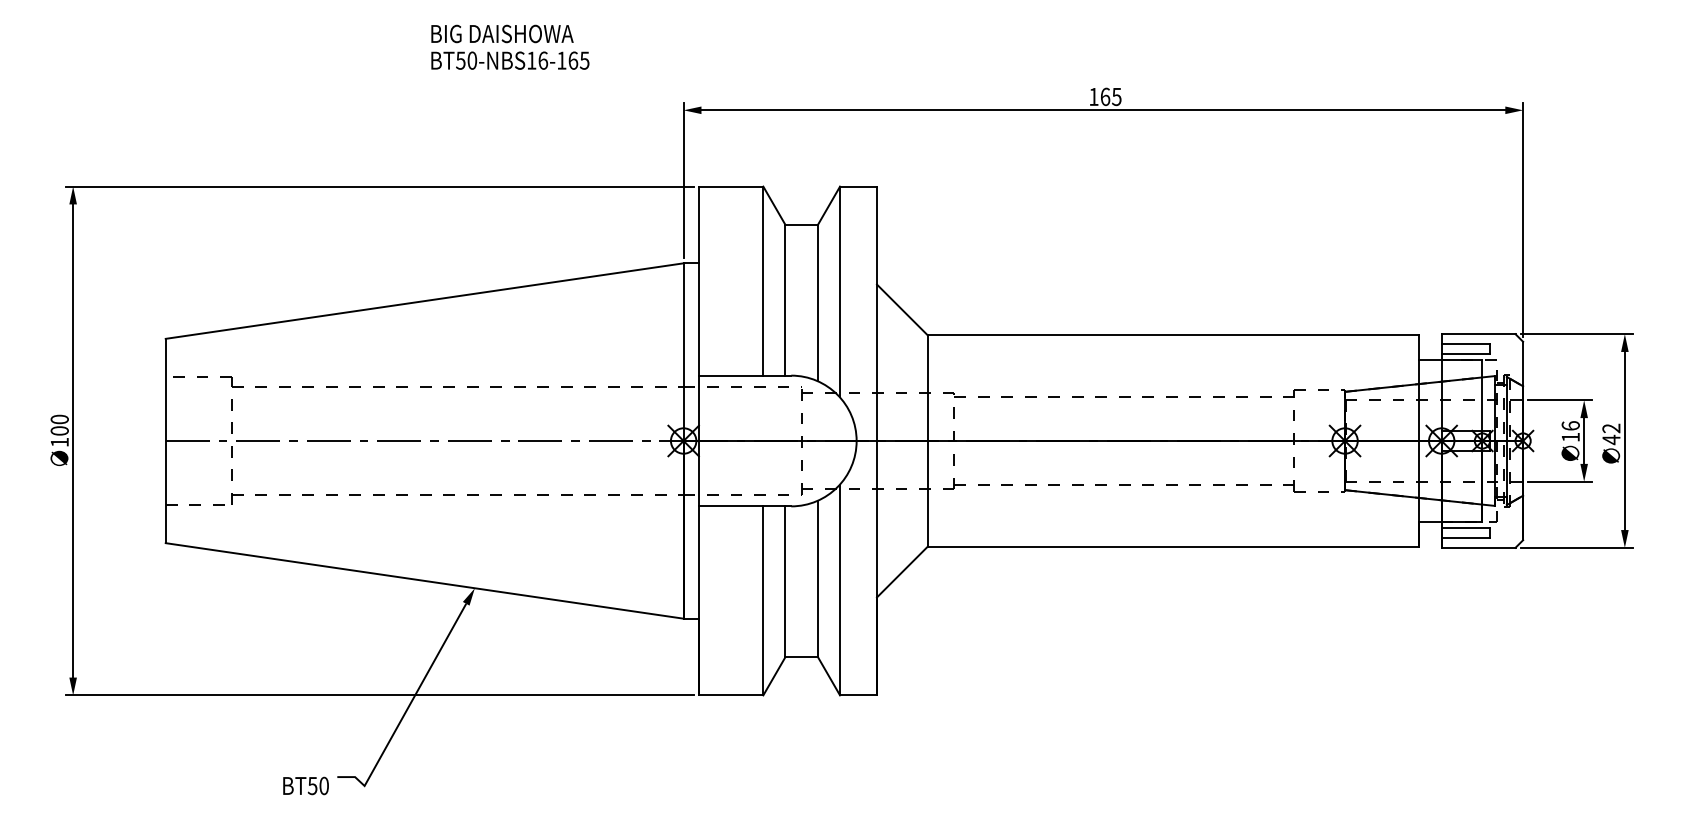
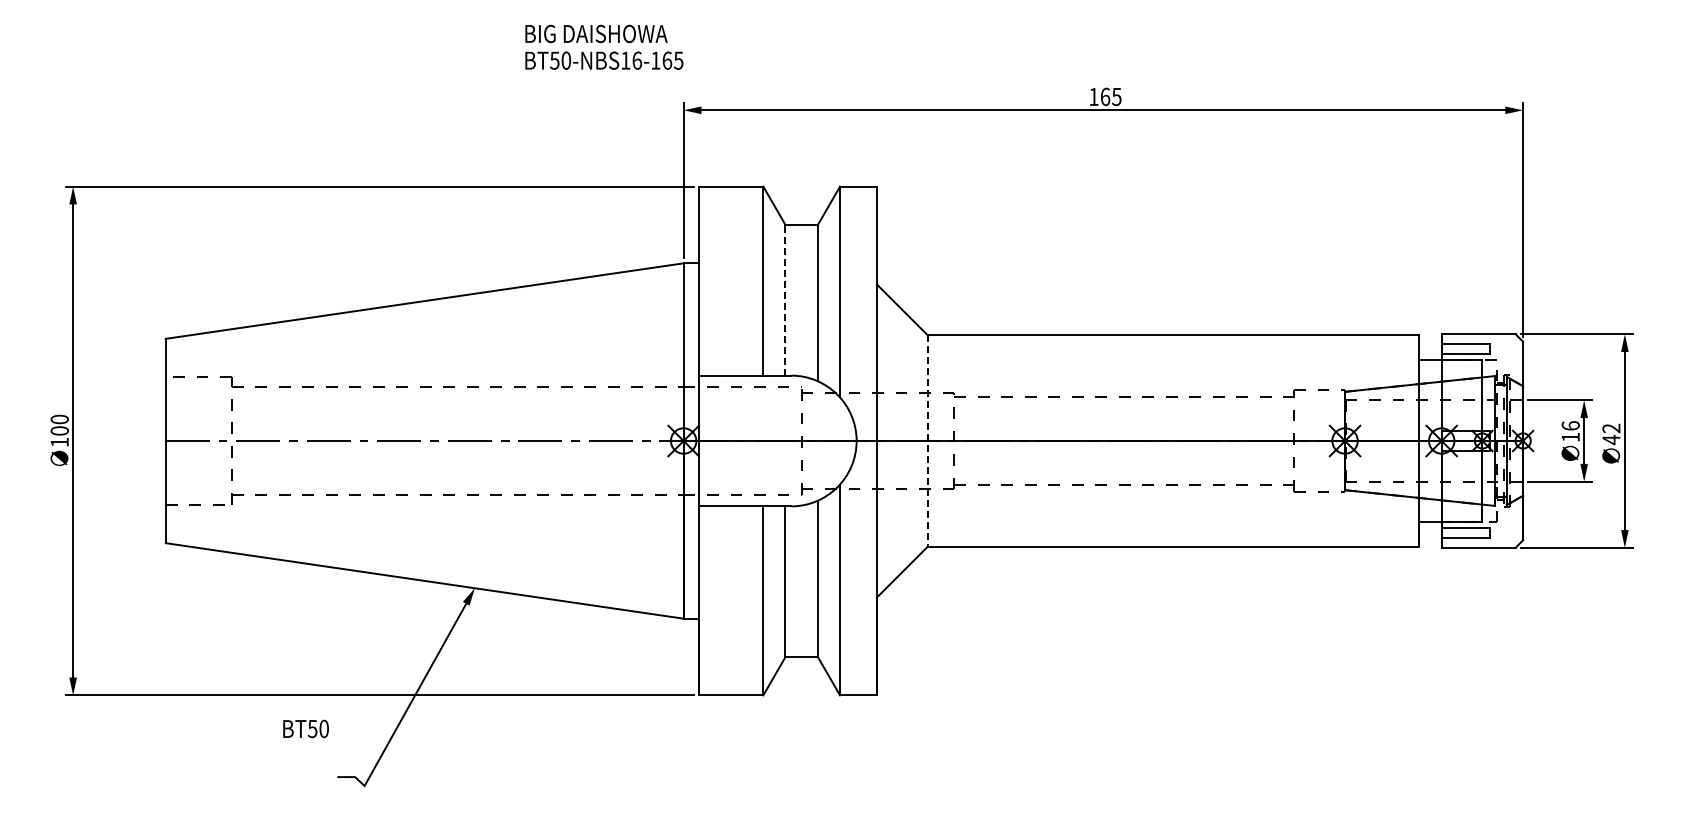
text position: (510, 46) -> (604, 46) (604, 46)
line: solid -> dashed (785, 299)
line: solid -> dashed (927, 441)
text position: (305, 785) -> (305, 728) (305, 728)
